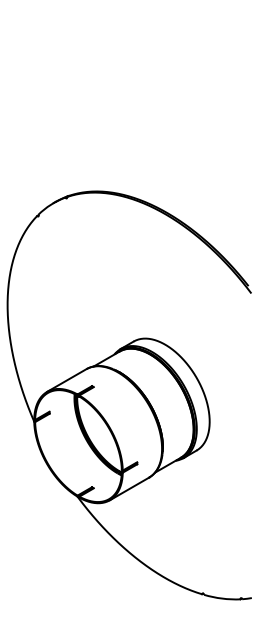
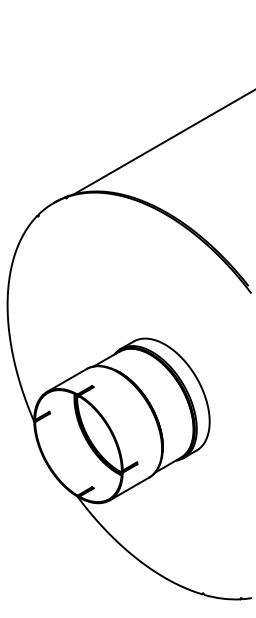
line: none -> present (162, 142)
